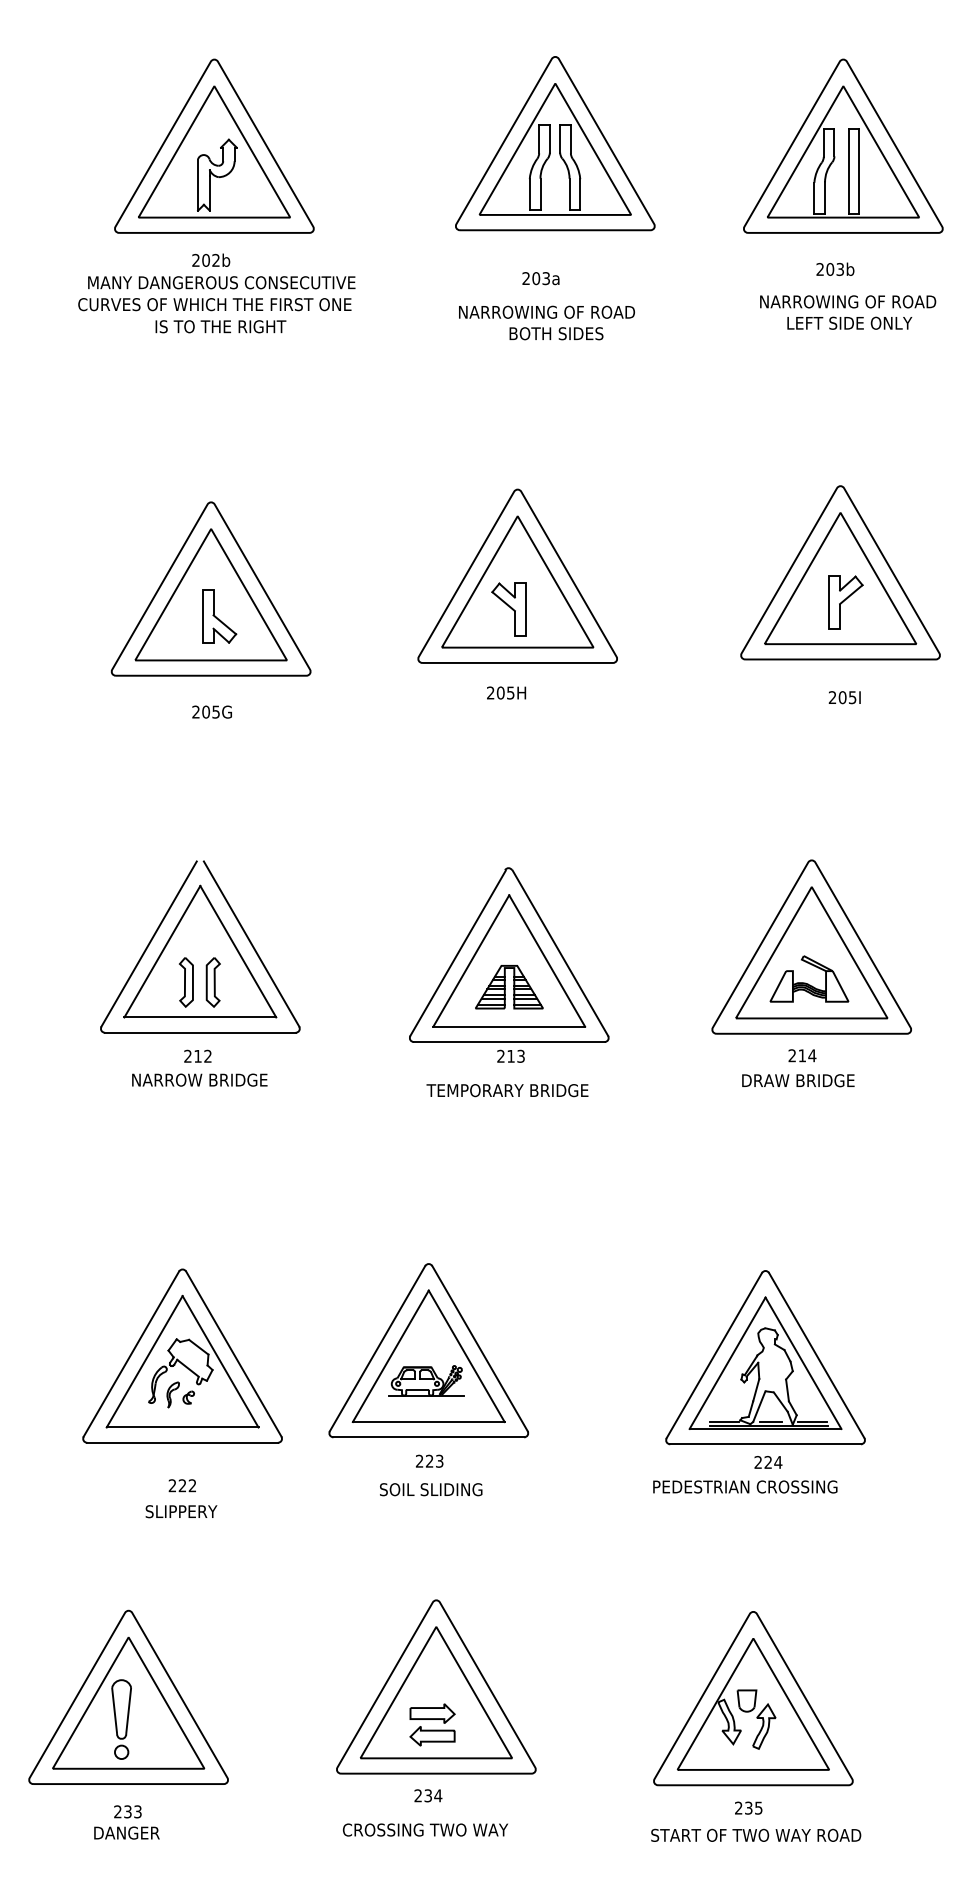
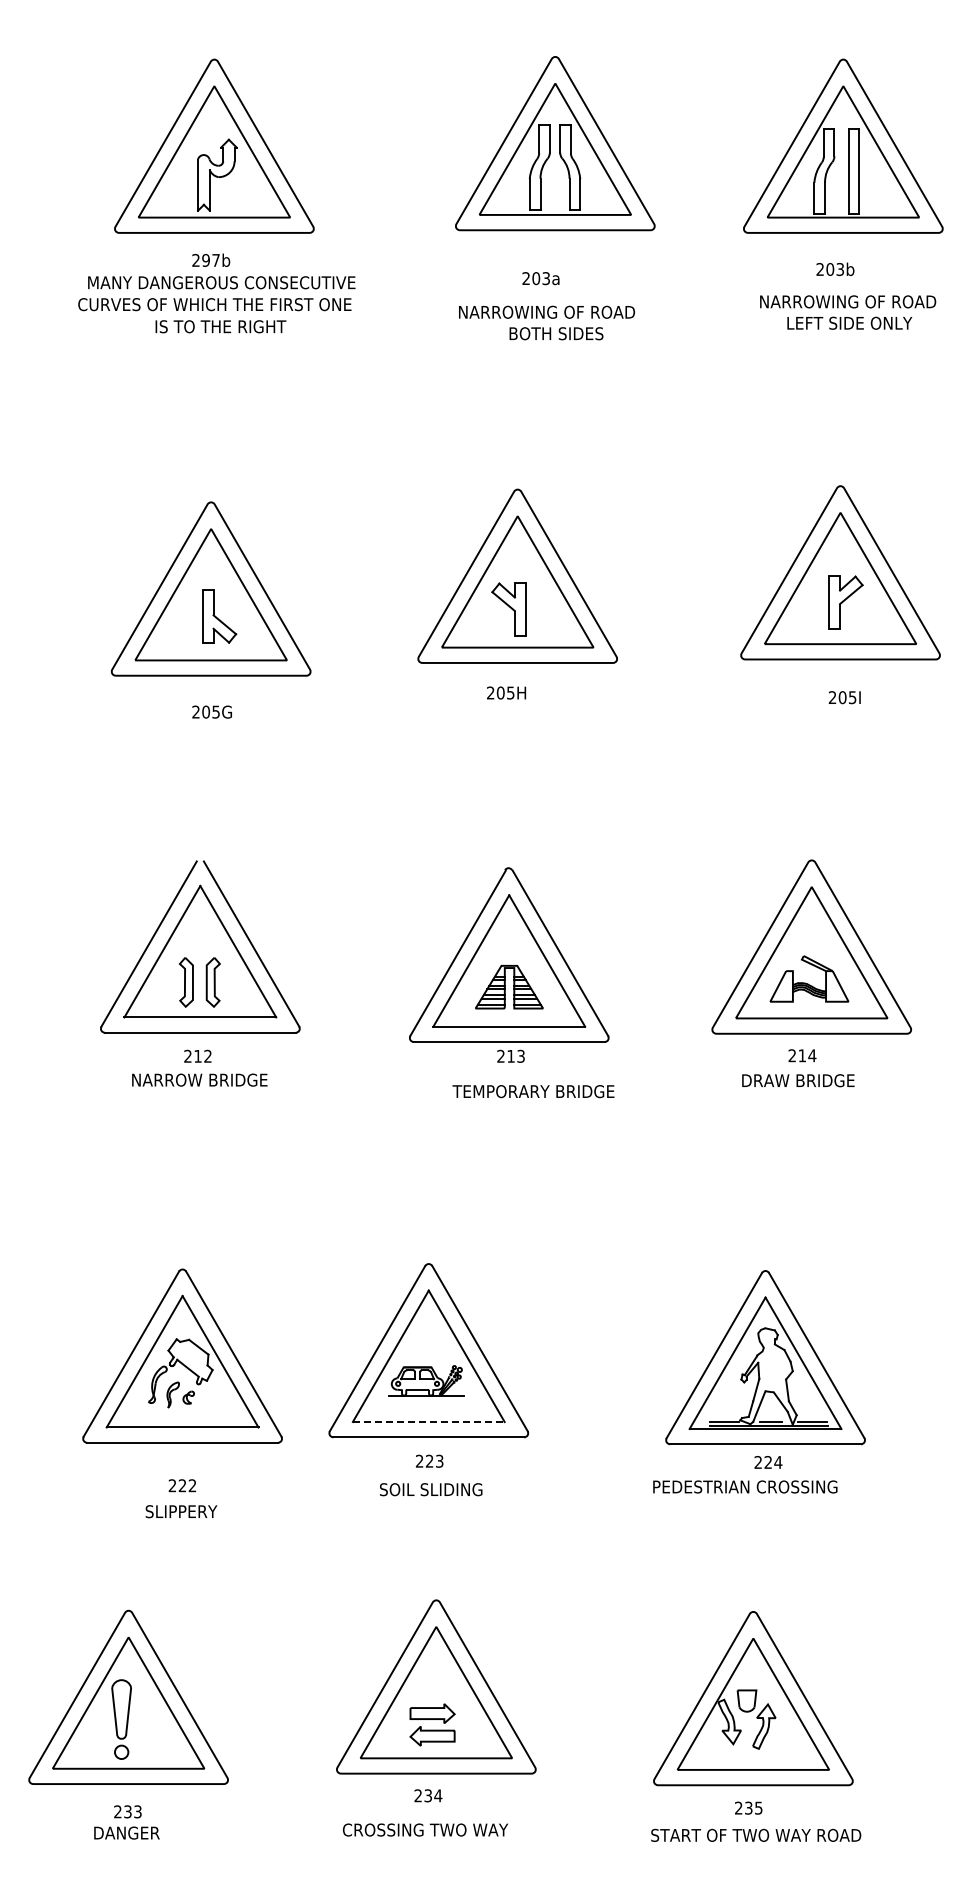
text: 202b -> 297b (210, 259)
text position: (507, 1090) -> (533, 1091) (533, 1091)
line: solid -> dashed (428, 1422)
